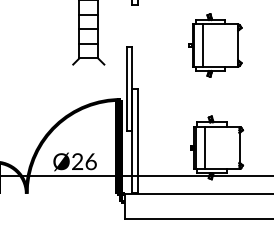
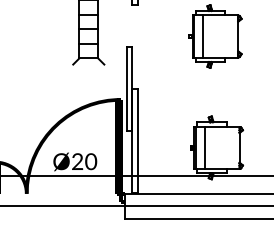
part position: (215, 45) -> (215, 36) (215, 36)
text: Ø26 -> Ø20 (91, 161)
line: none -> present (136, 206)
